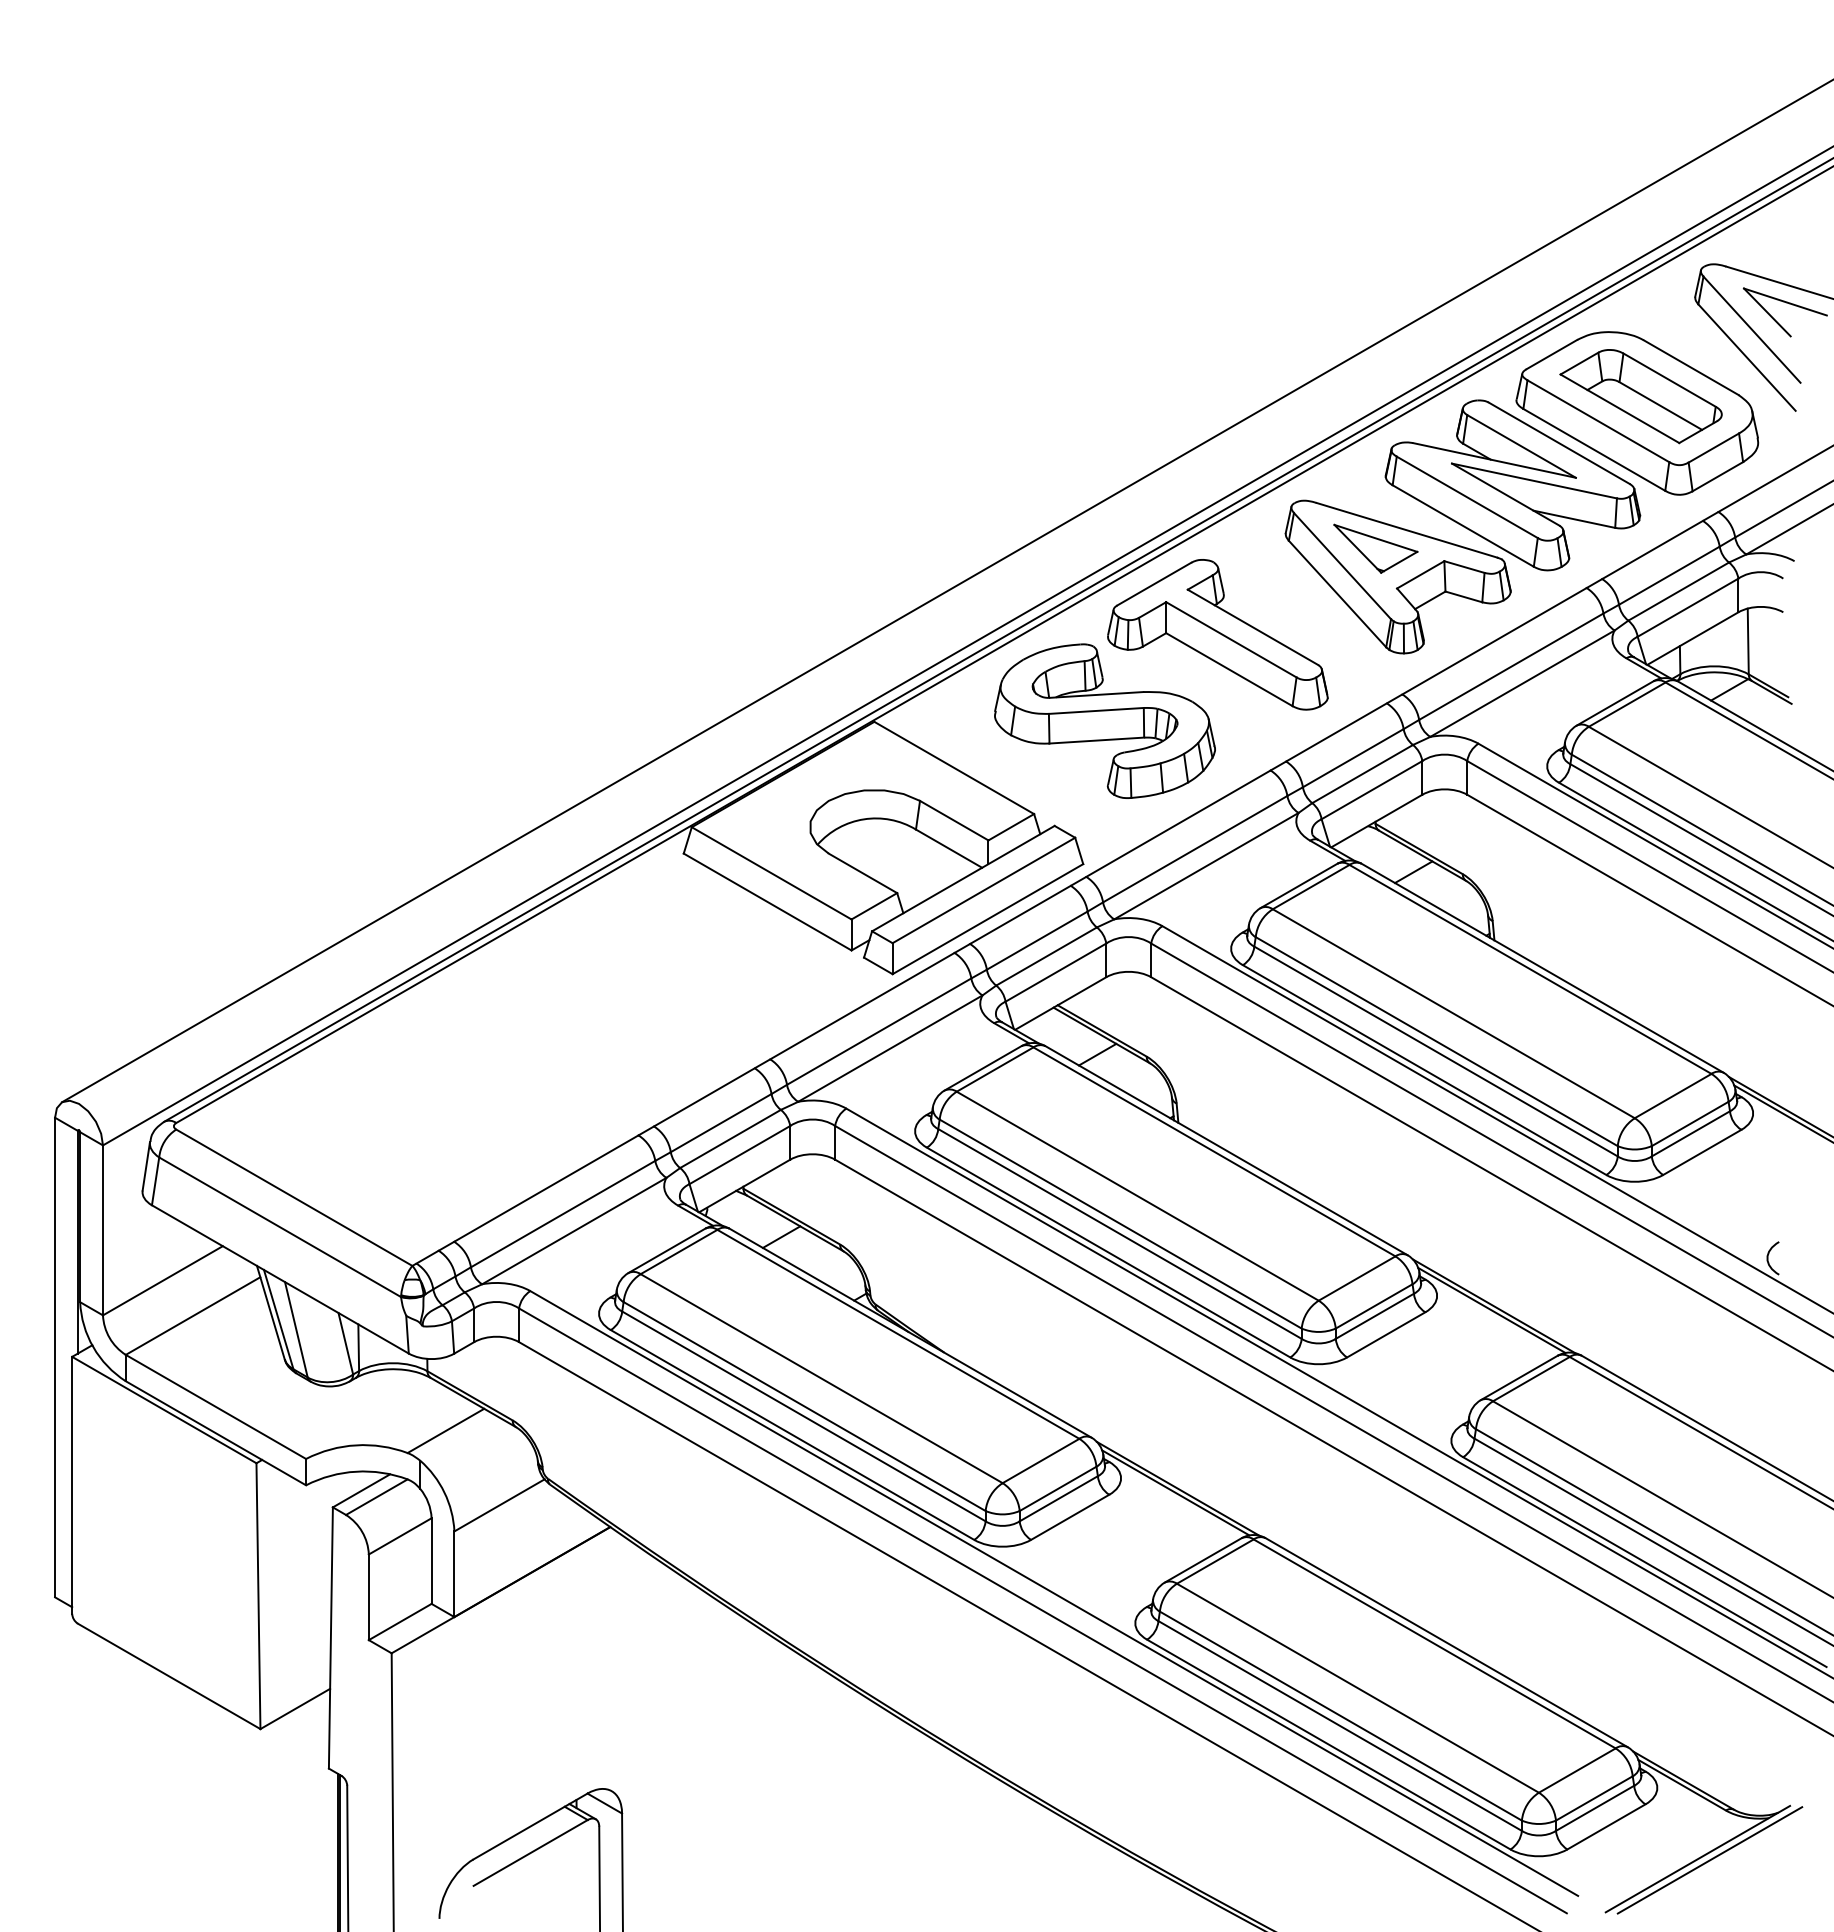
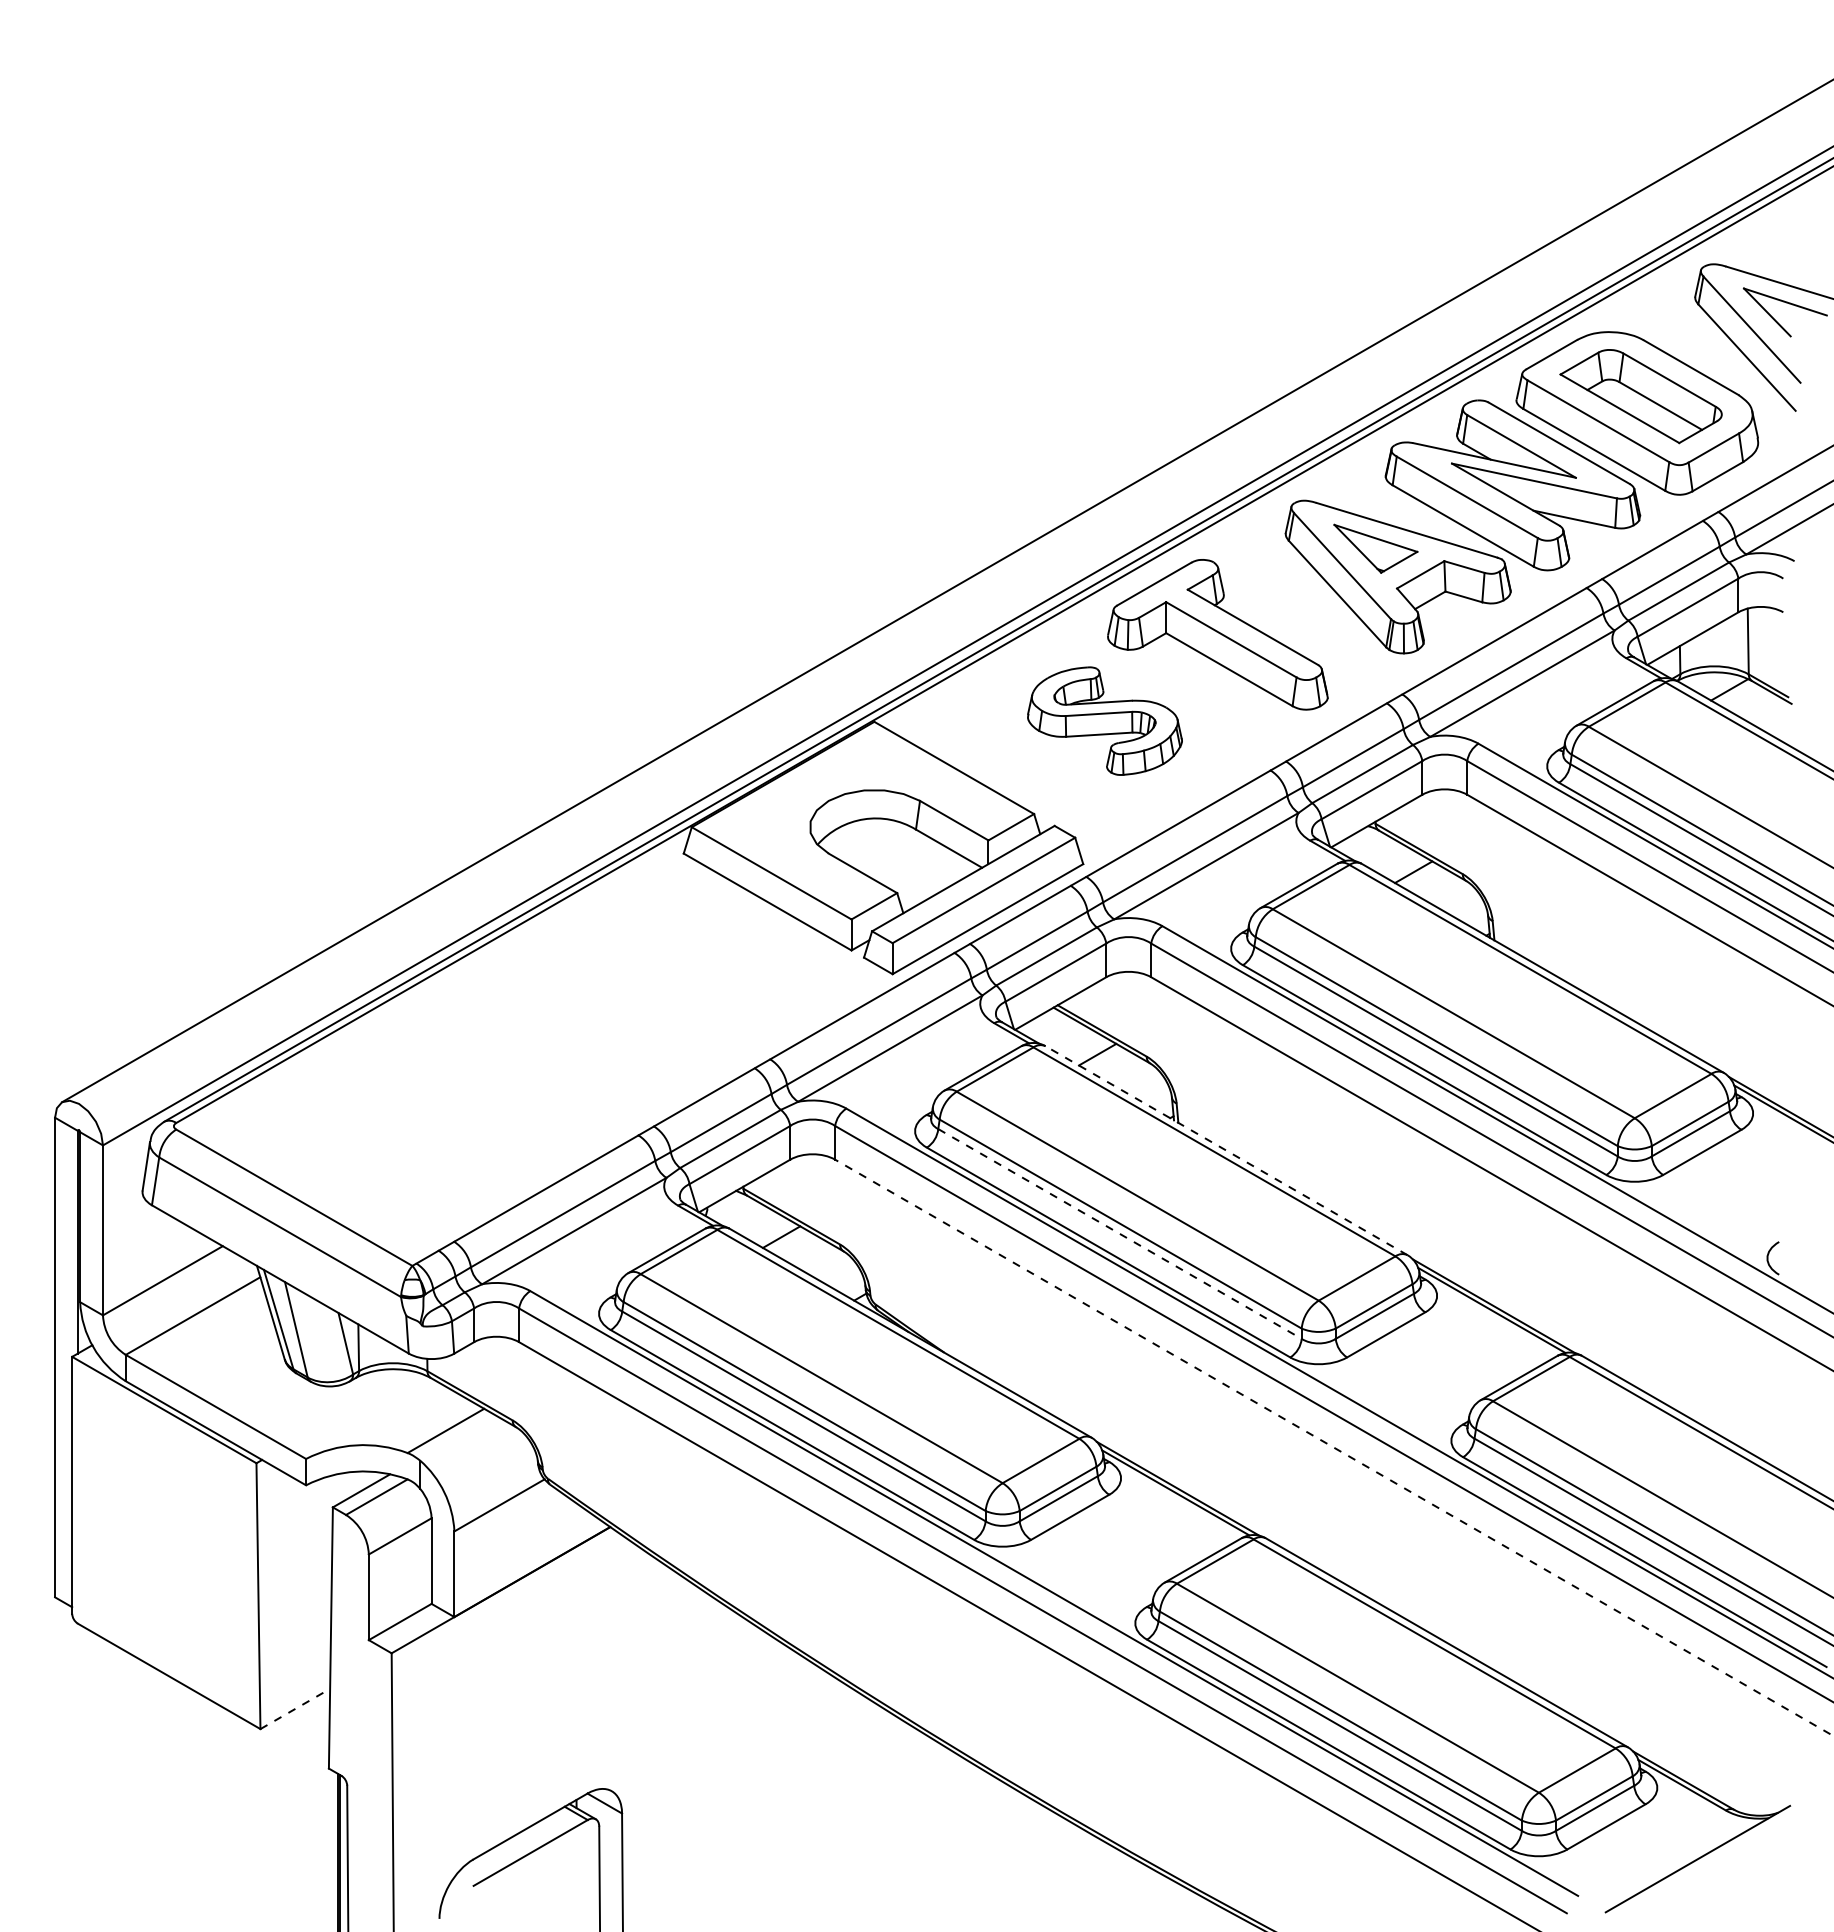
part size: 222x156 px -> 156x110 px (1104, 720)
line: solid -> dashed (1226, 1150)
line: solid -> dashed (1119, 1233)
line: solid -> dashed (1333, 1447)
line: solid -> dashed (295, 1708)
line: present -> none (1709, 1860)
